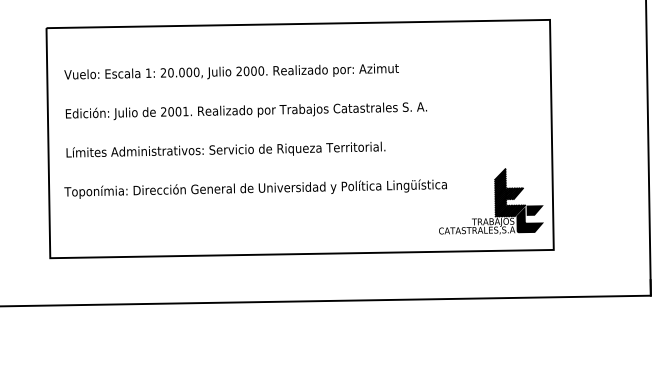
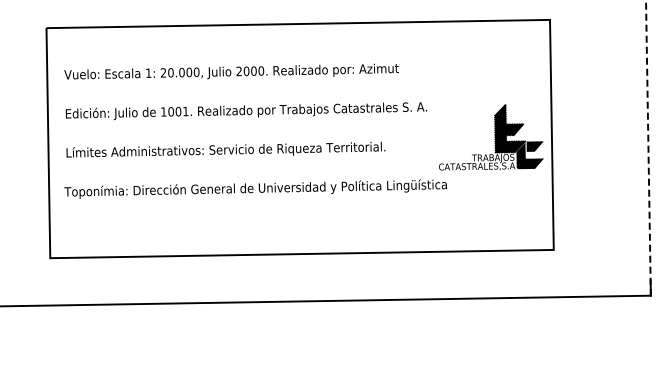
text: 2001. -> 1001. (163, 111)
line: solid -> dashed (648, 147)
part position: (491, 201) -> (491, 137) (491, 137)
